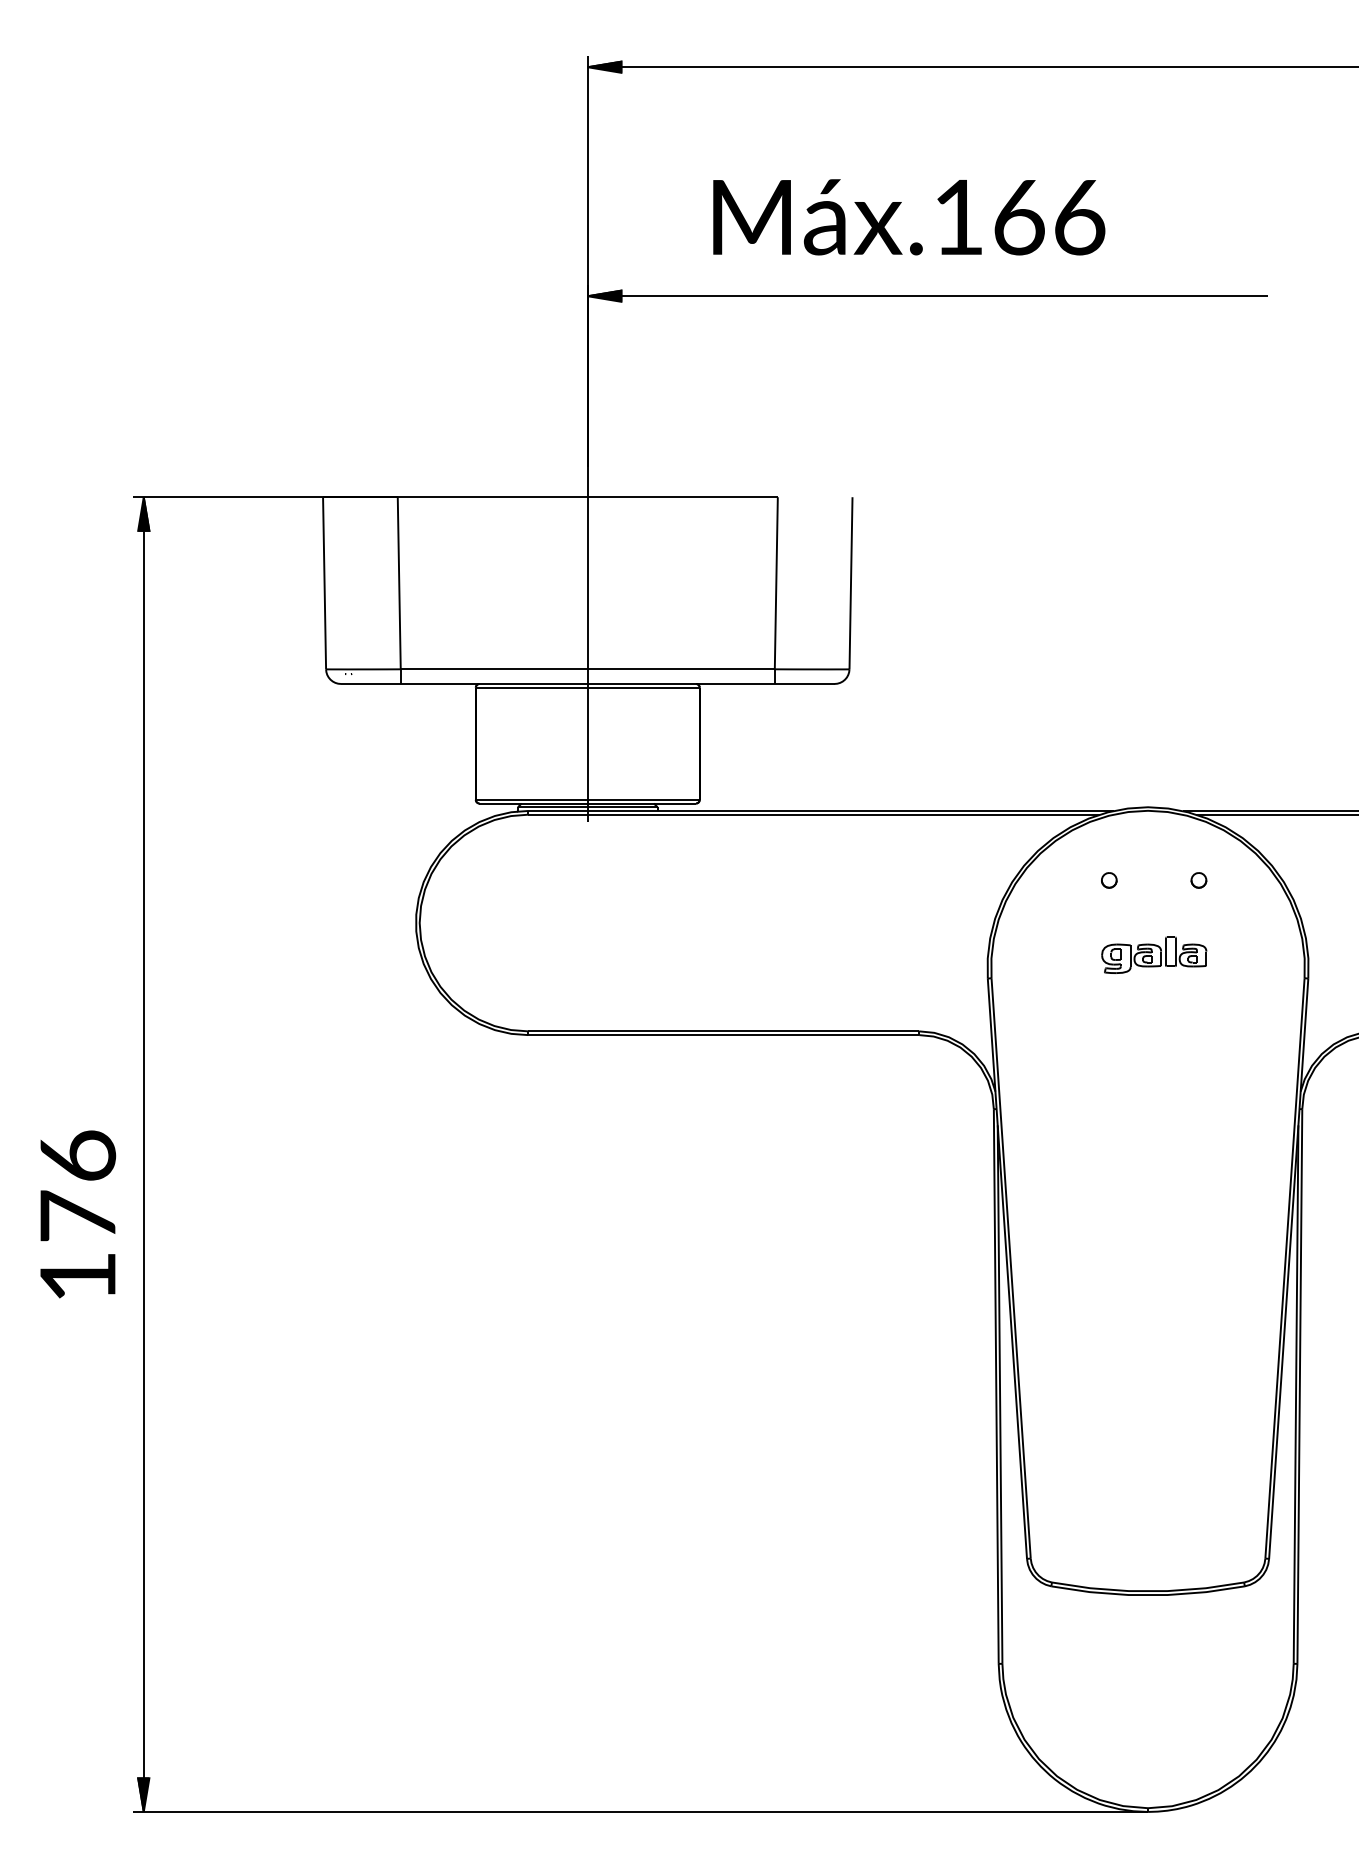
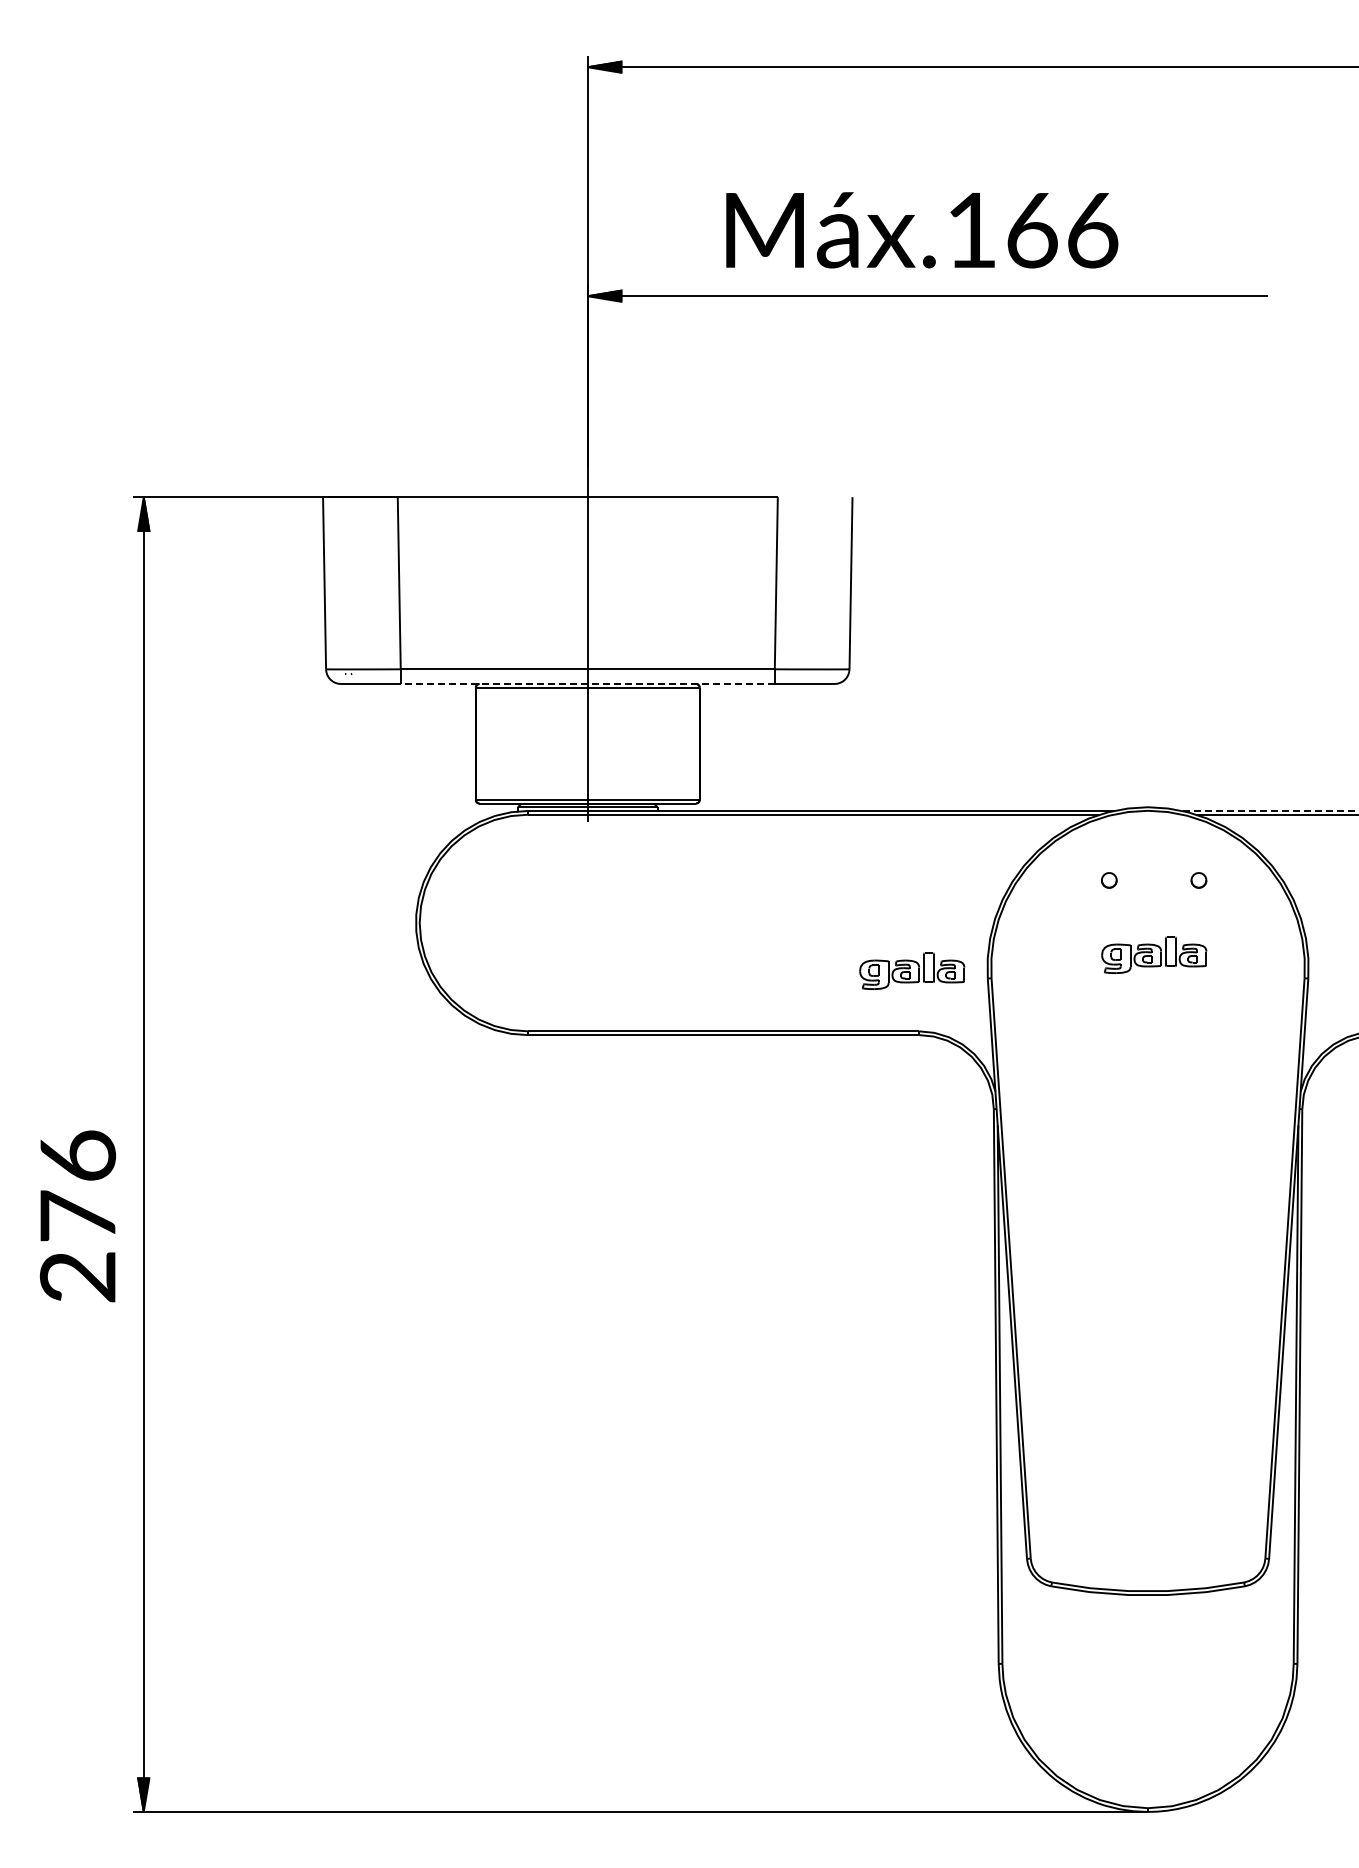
text position: (909, 217) -> (922, 230) (922, 230)
line: solid -> dashed (587, 683)
line: solid -> dashed (1270, 810)
part: none -> present (912, 970)
text: 176 -> 276 (77, 1277)
